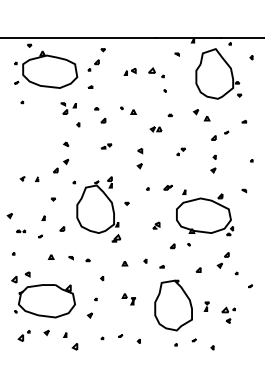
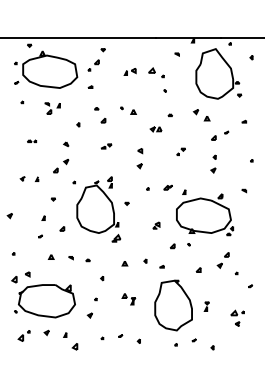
part position: (68, 108) -> (52, 108) (52, 108)
part position: (21, 230) -> (32, 140) (32, 140)
part position: (228, 314) -> (237, 317) (237, 317)
